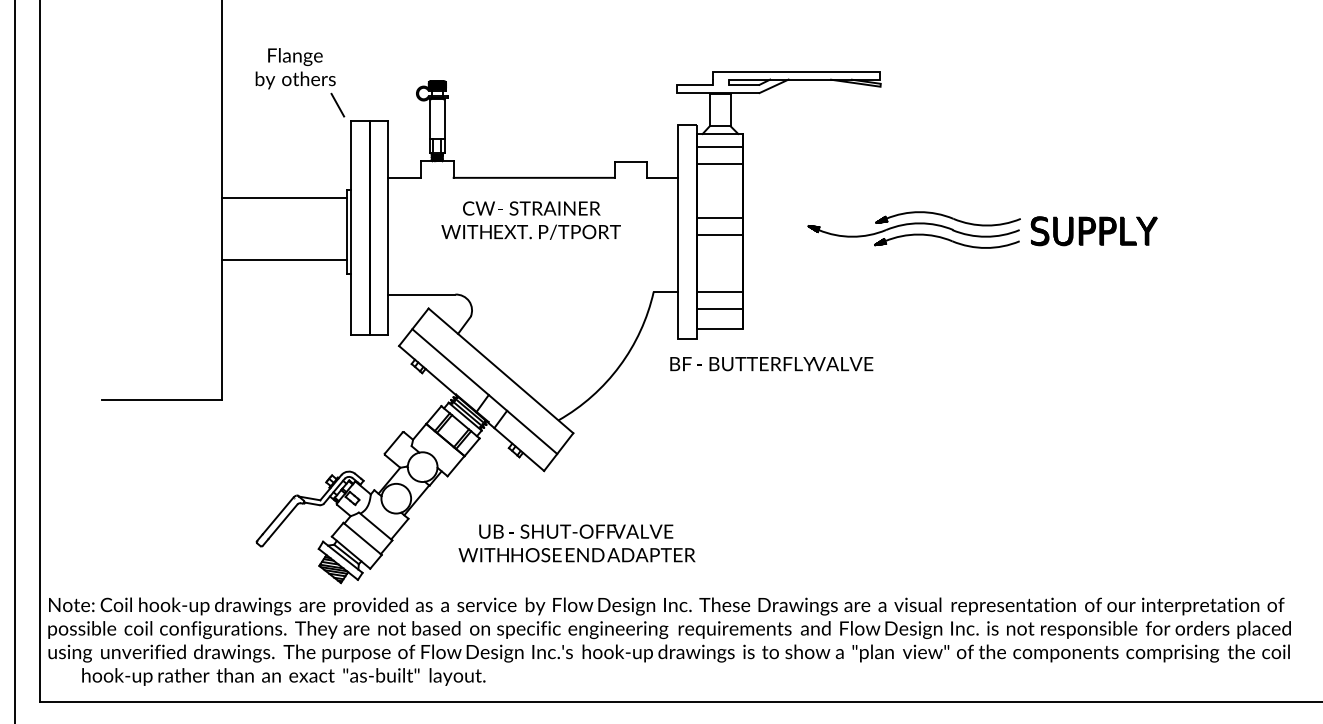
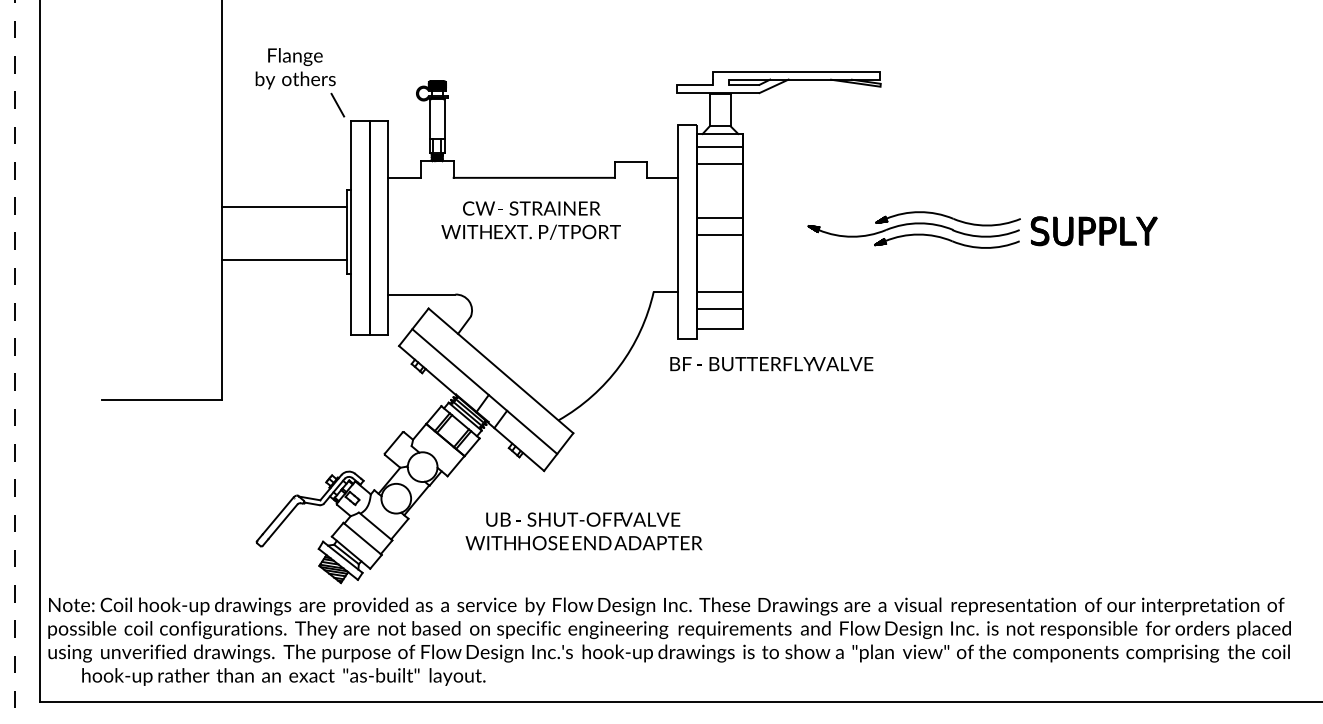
line position: (284, 197) -> (284, 206) (284, 206)
line: solid -> dashed (15, 362)
text position: (576, 543) -> (583, 531) (583, 531)
